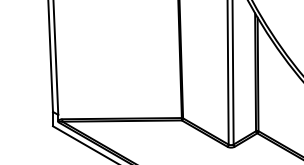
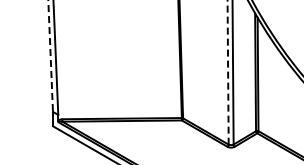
line: solid -> dashed (50, 55)
line: solid -> dashed (228, 72)
